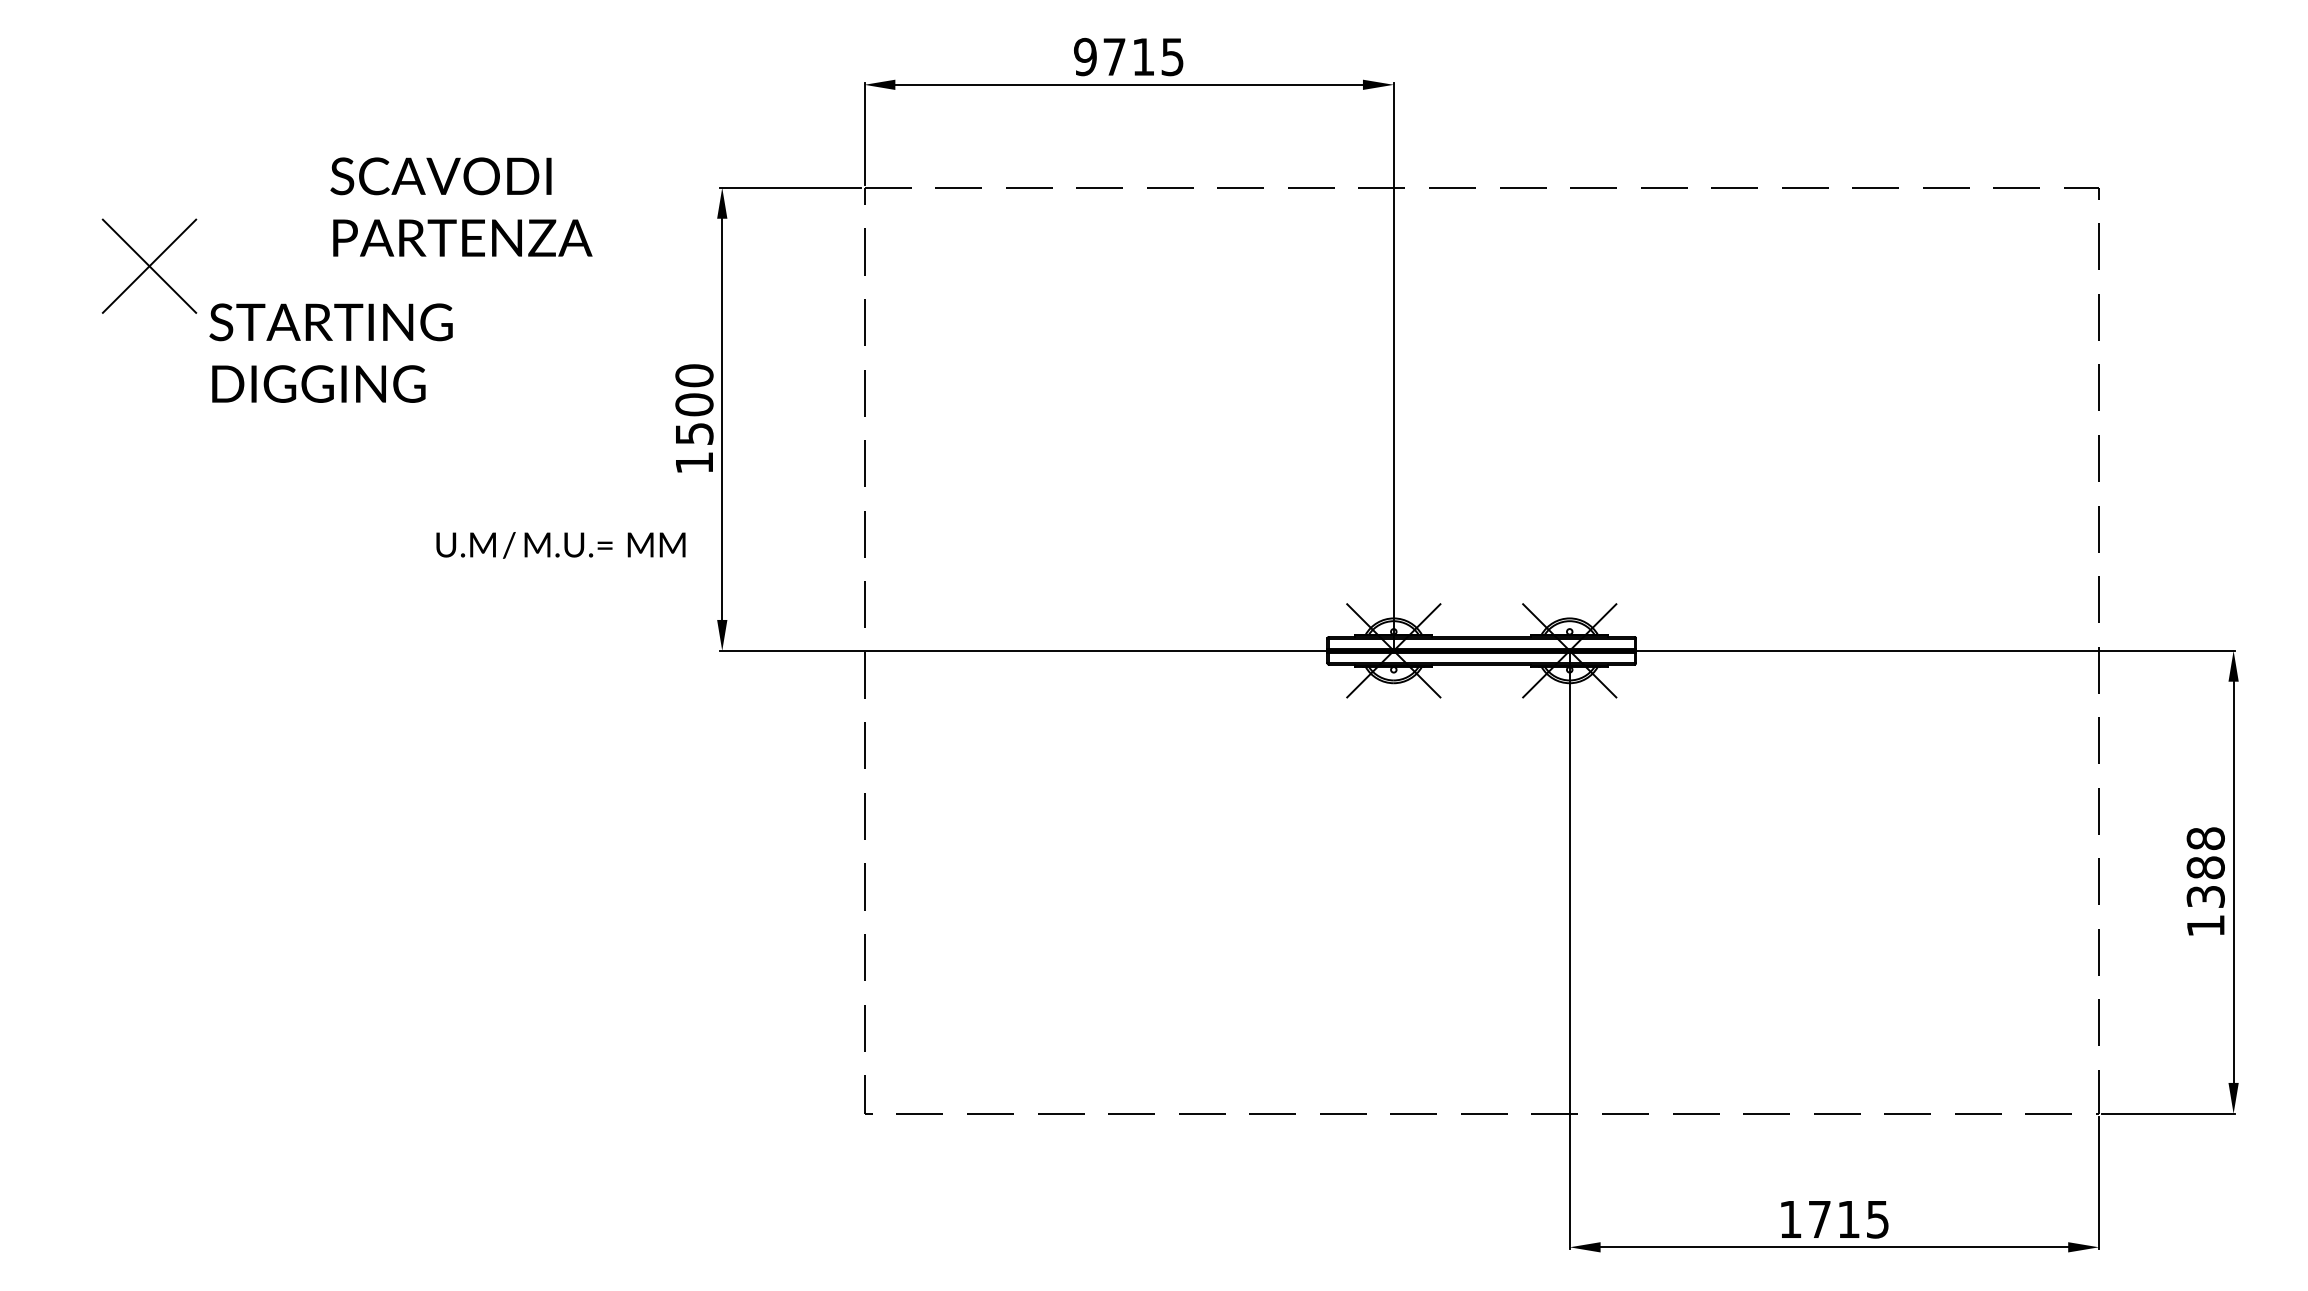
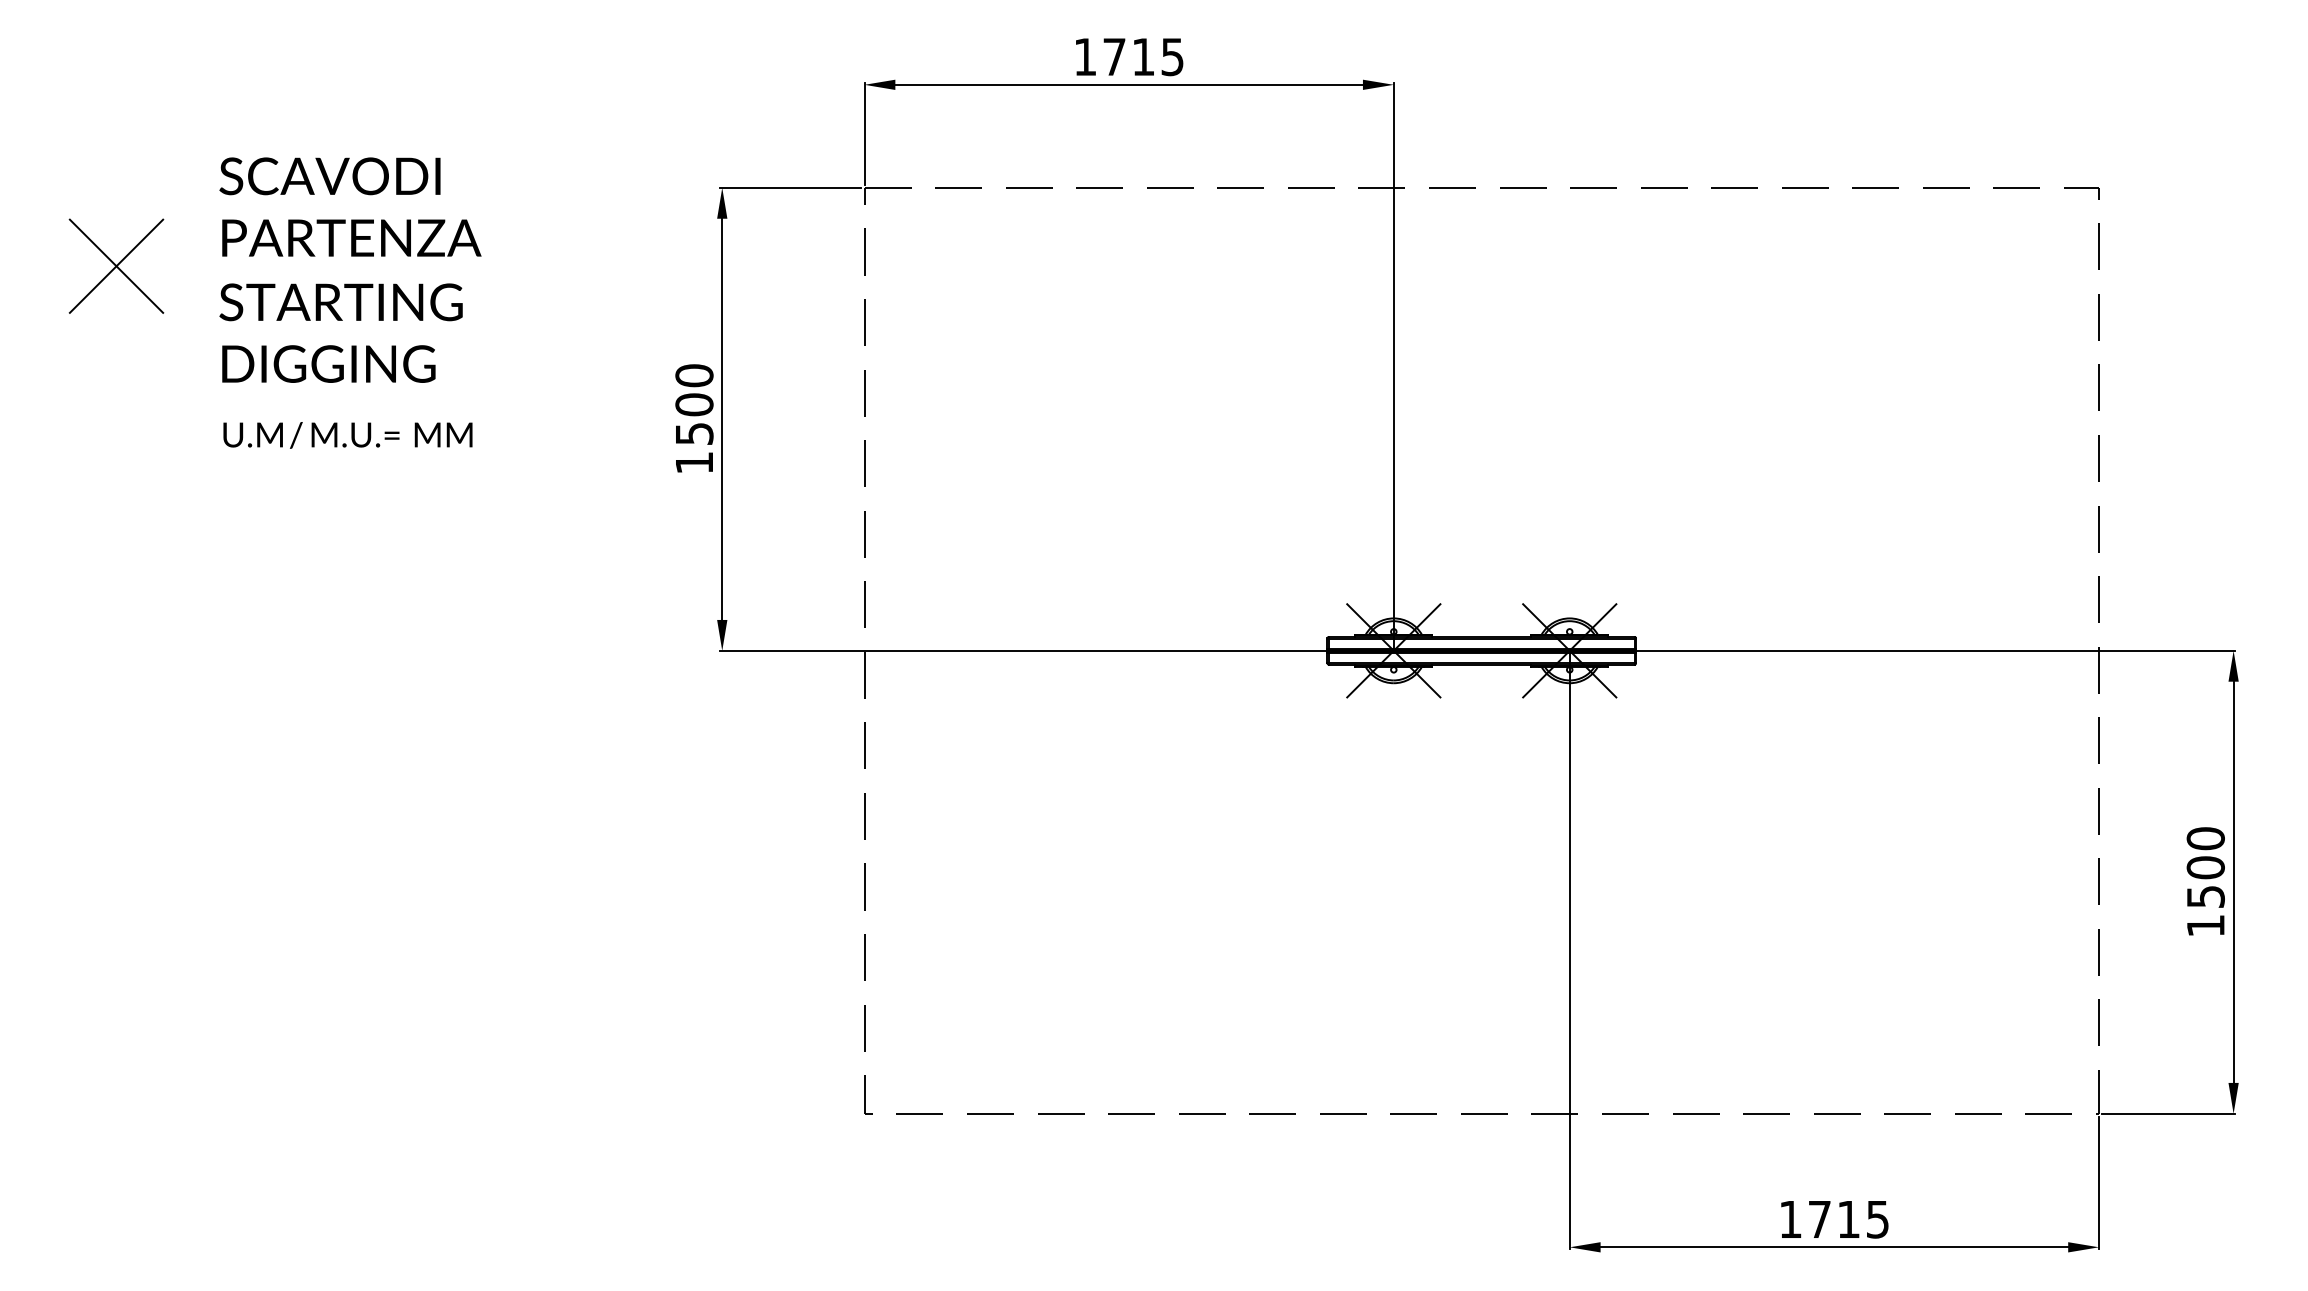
text: 9715 -> 1715 (1085, 56)
text position: (461, 206) -> (350, 206) (350, 206)
part position: (149, 265) -> (116, 265) (116, 265)
text position: (330, 352) -> (340, 332) (340, 332)
text position: (560, 545) -> (347, 435) (347, 435)
text: 1388 -> 1500 (2205, 867)
